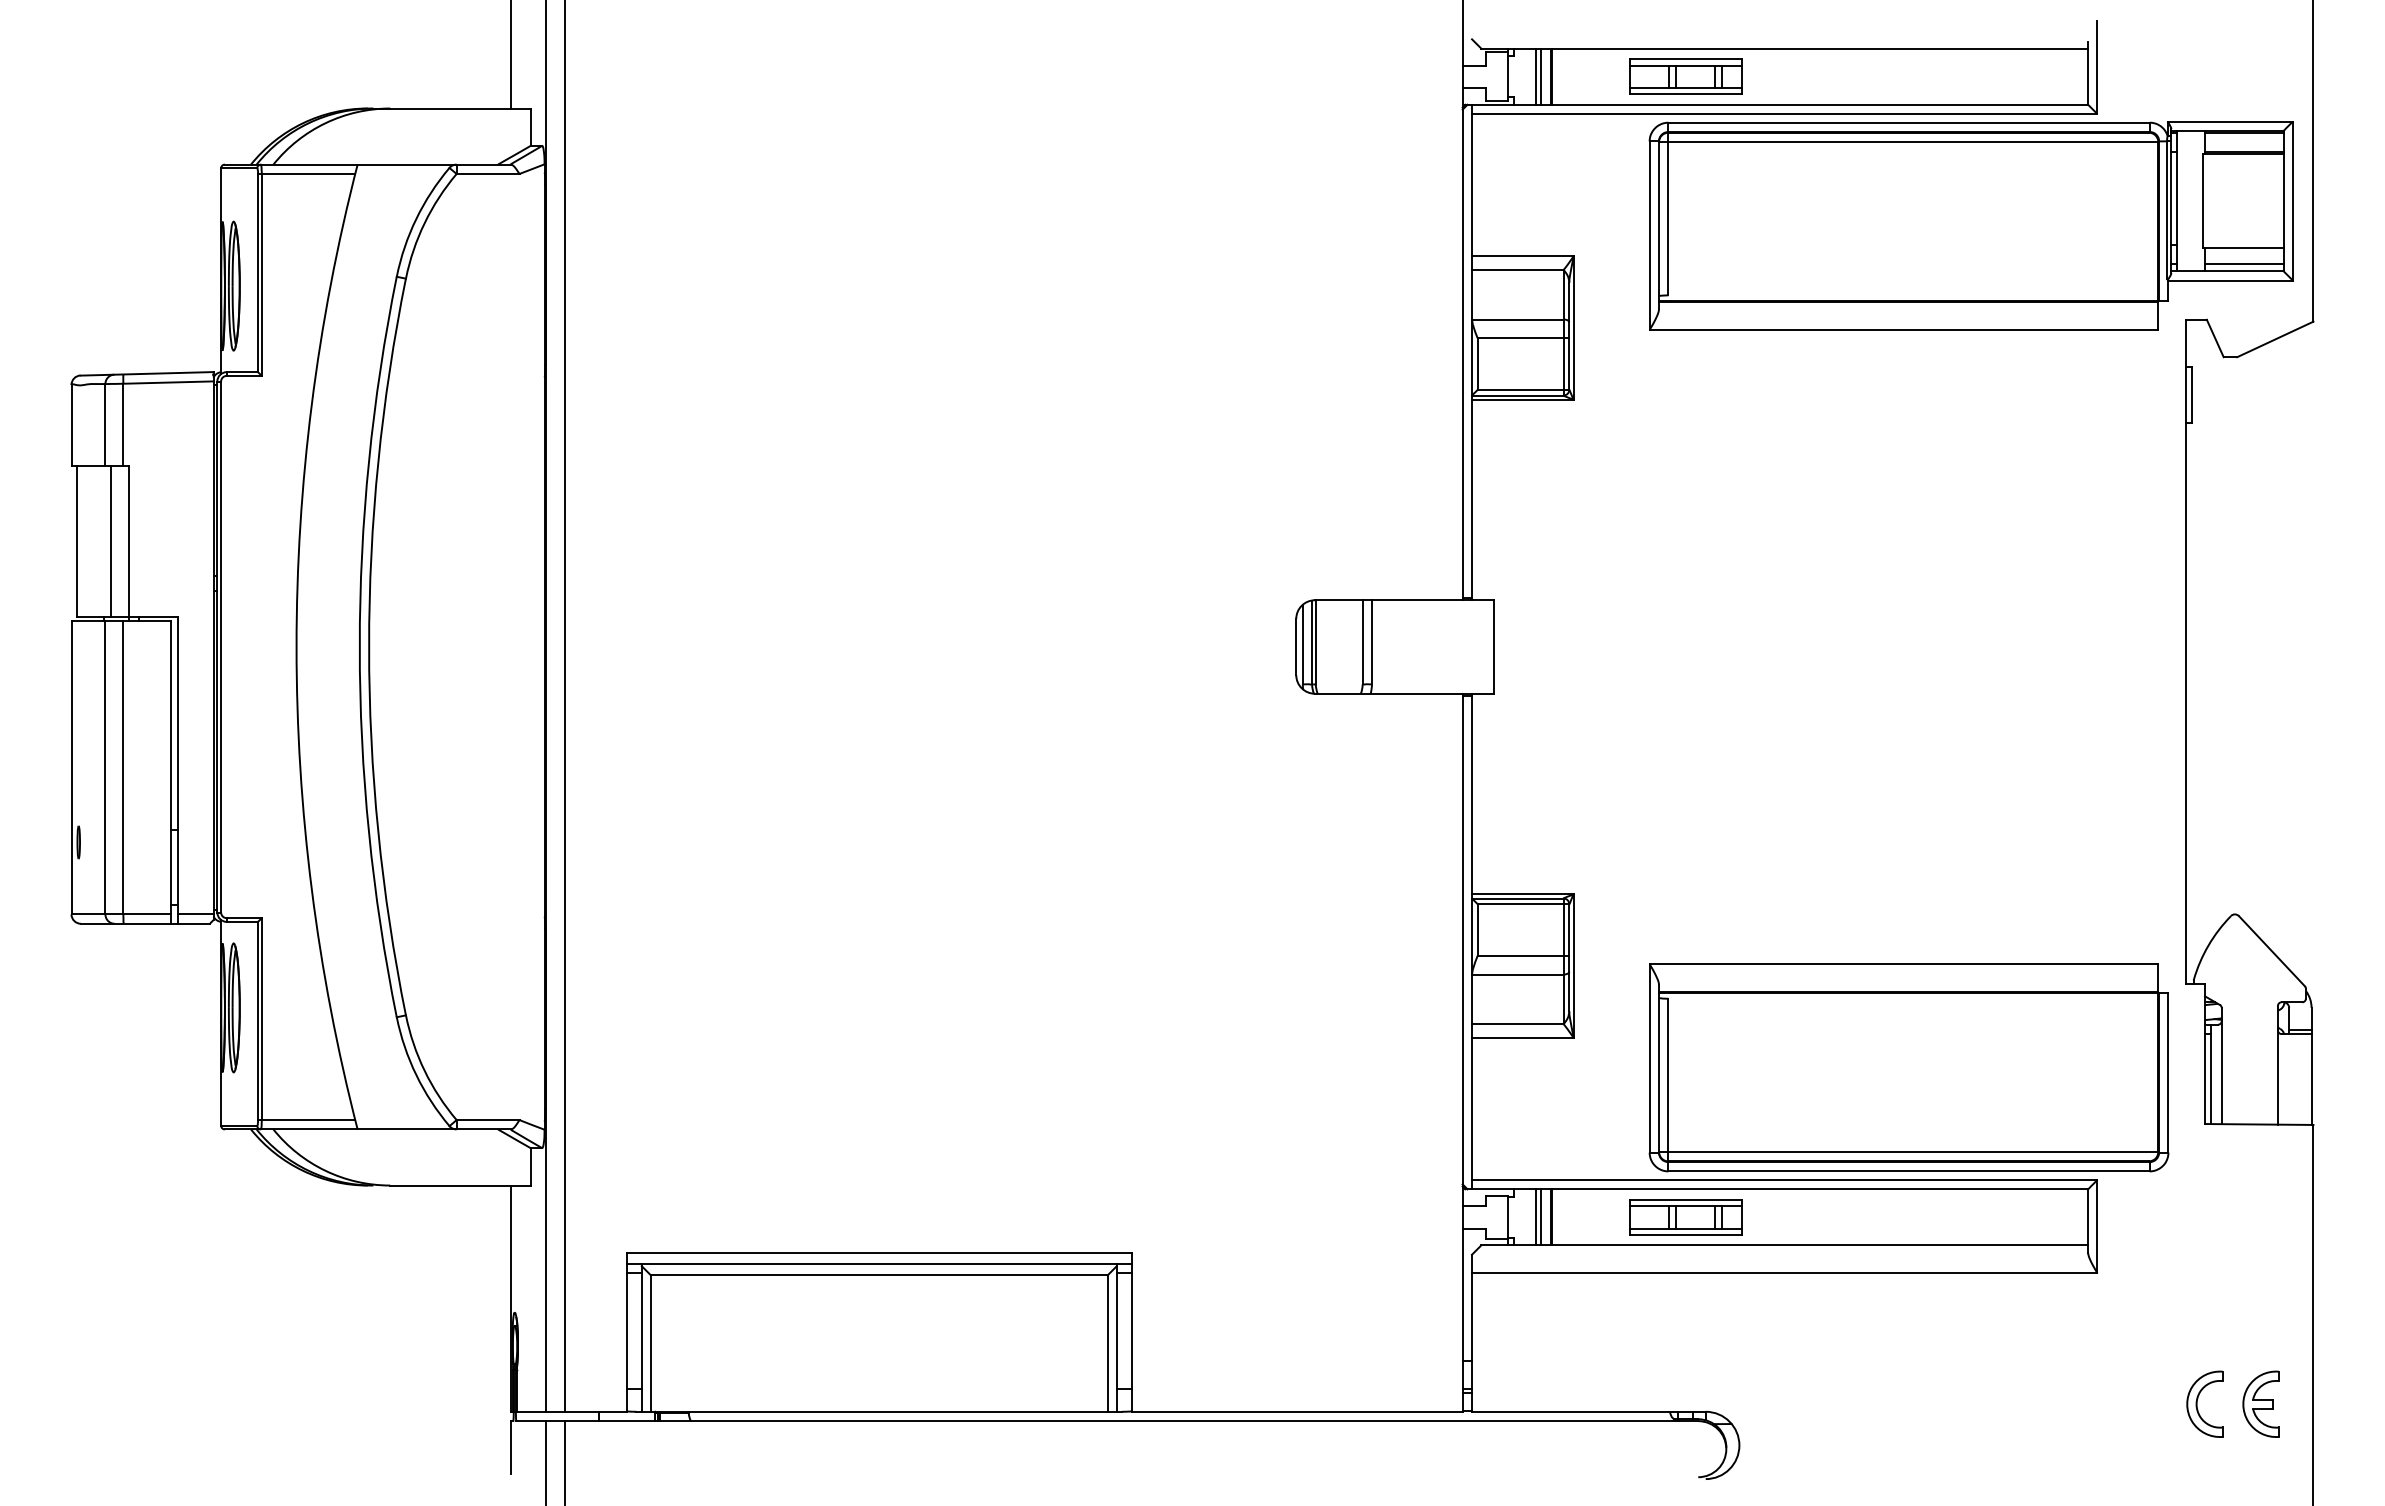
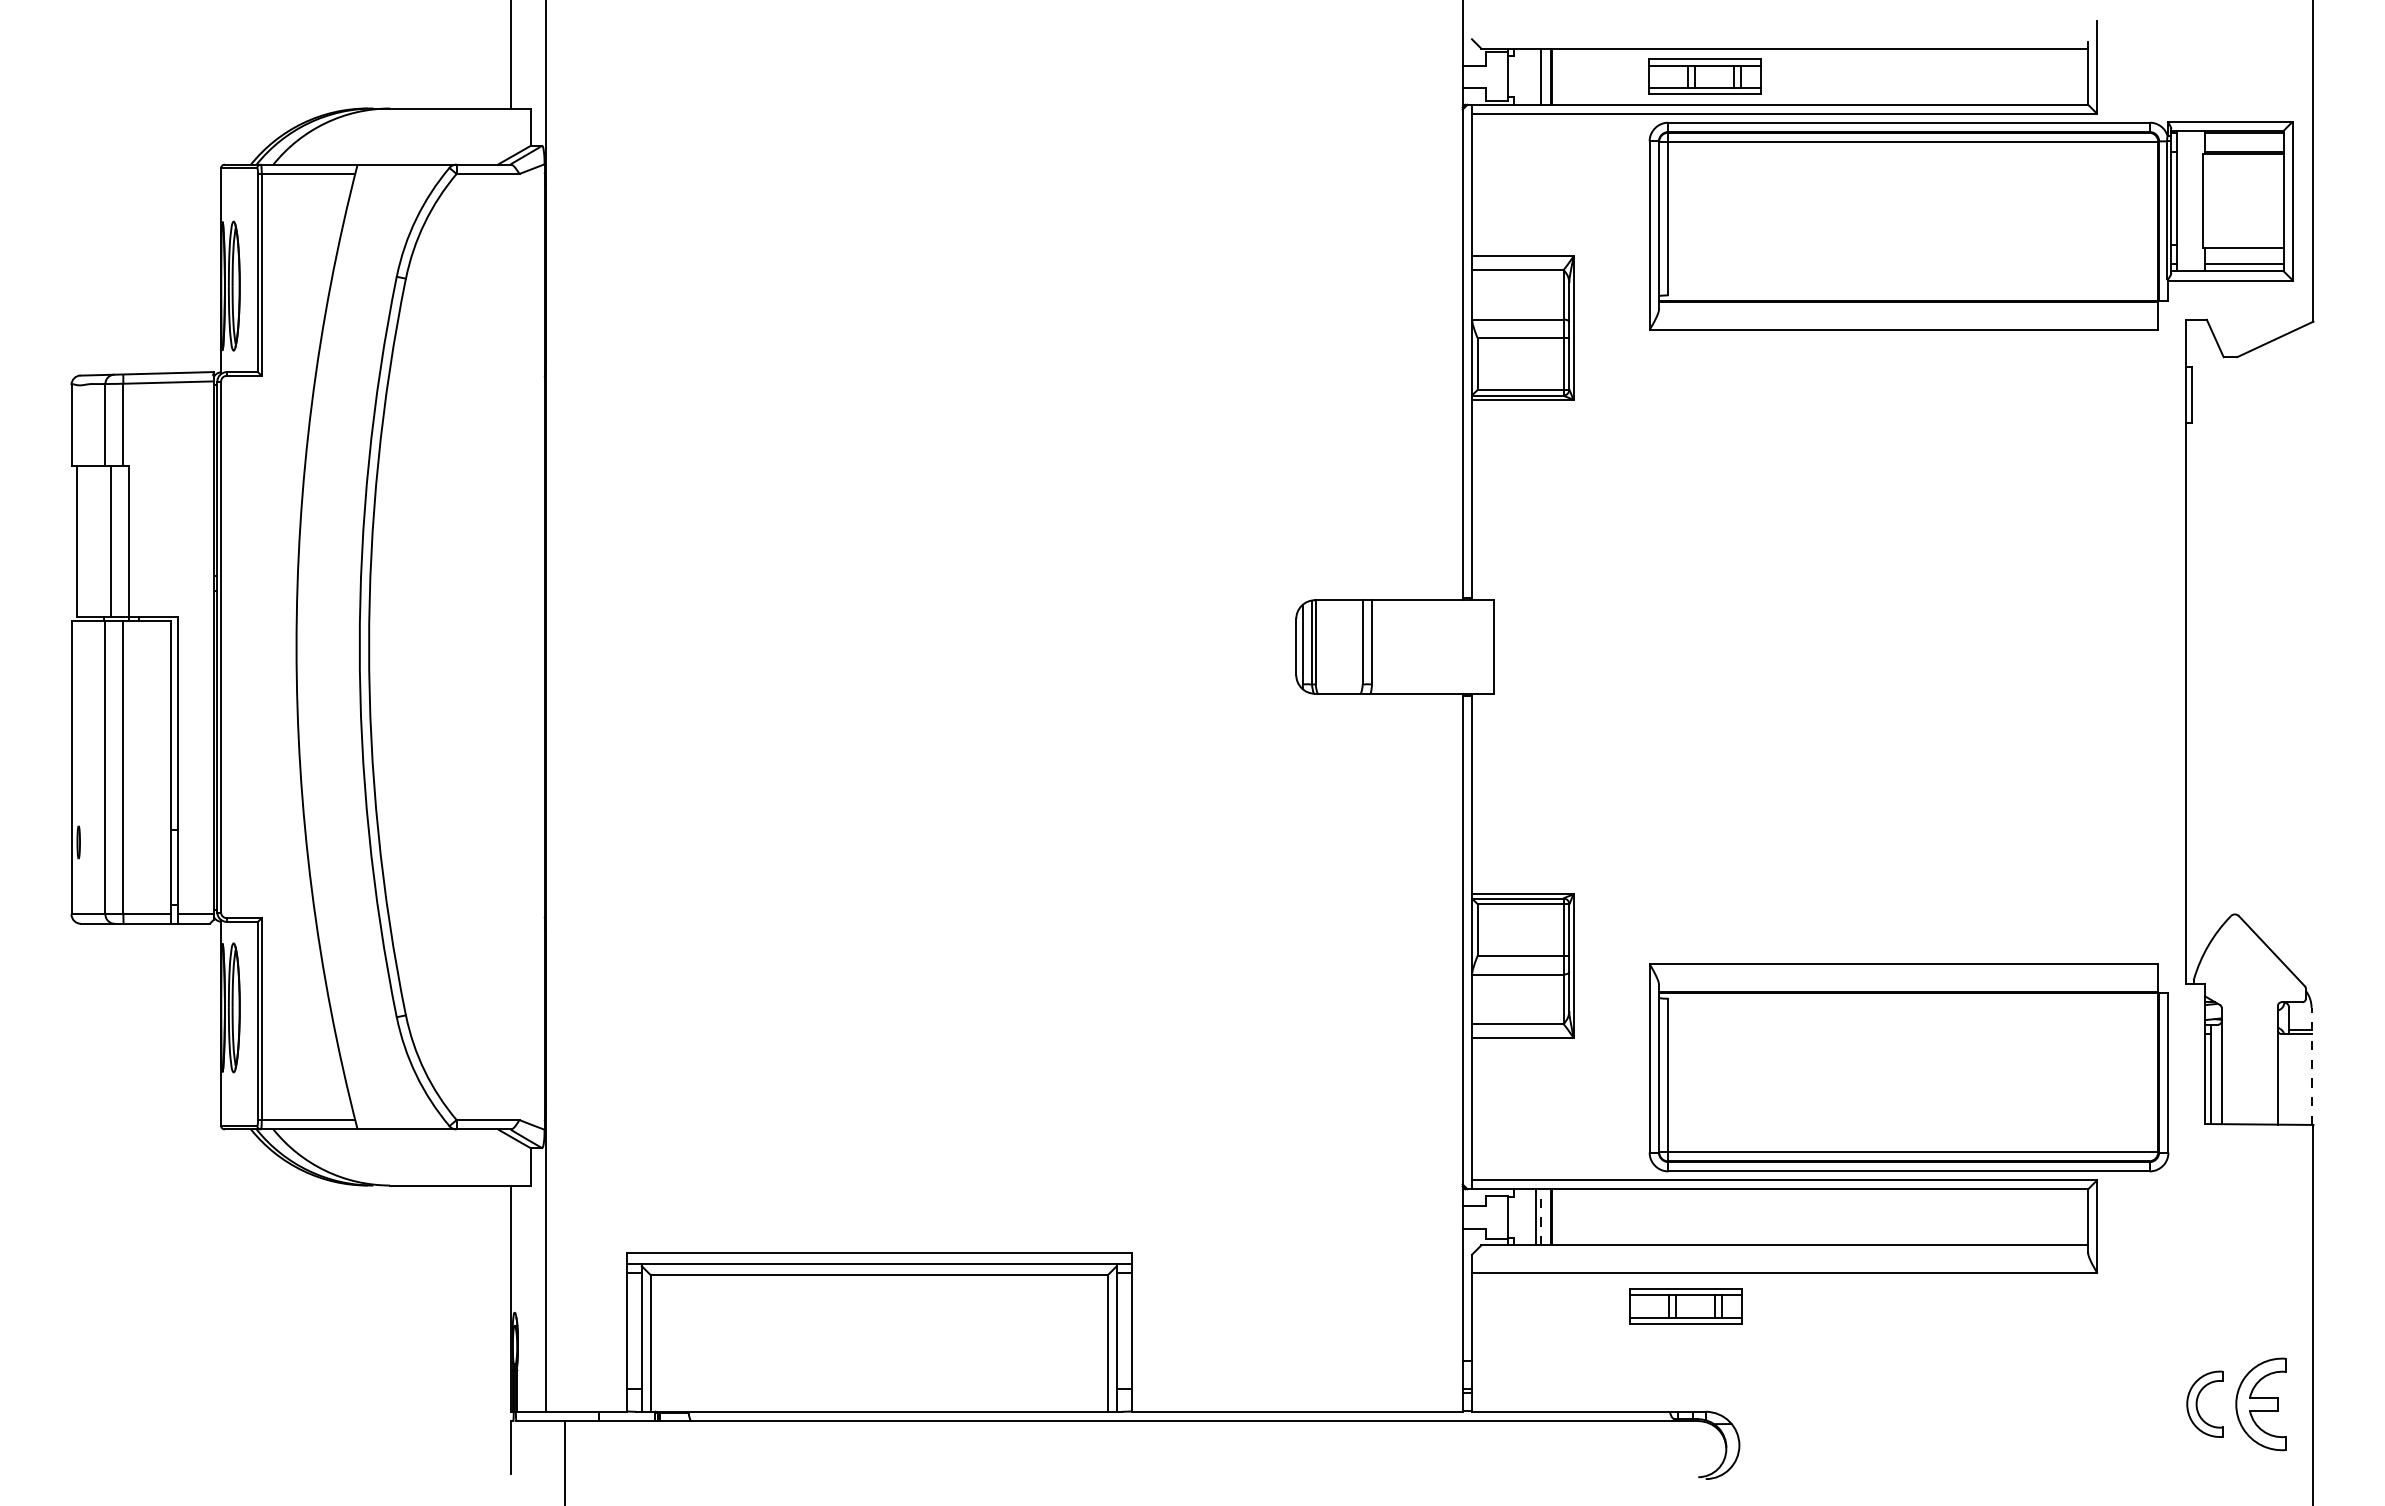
line: present -> none (1535, 76)
part position: (1685, 76) -> (1704, 76) (1704, 76)
line: present -> none (564, 706)
line: solid -> dashed (2311, 1066)
line: solid -> dashed (1541, 1216)
part position: (1685, 1217) -> (1685, 1306) (1685, 1306)
part size: 38x68 px -> 52x95 px (2260, 1404)
line: present -> none (545, 1461)
